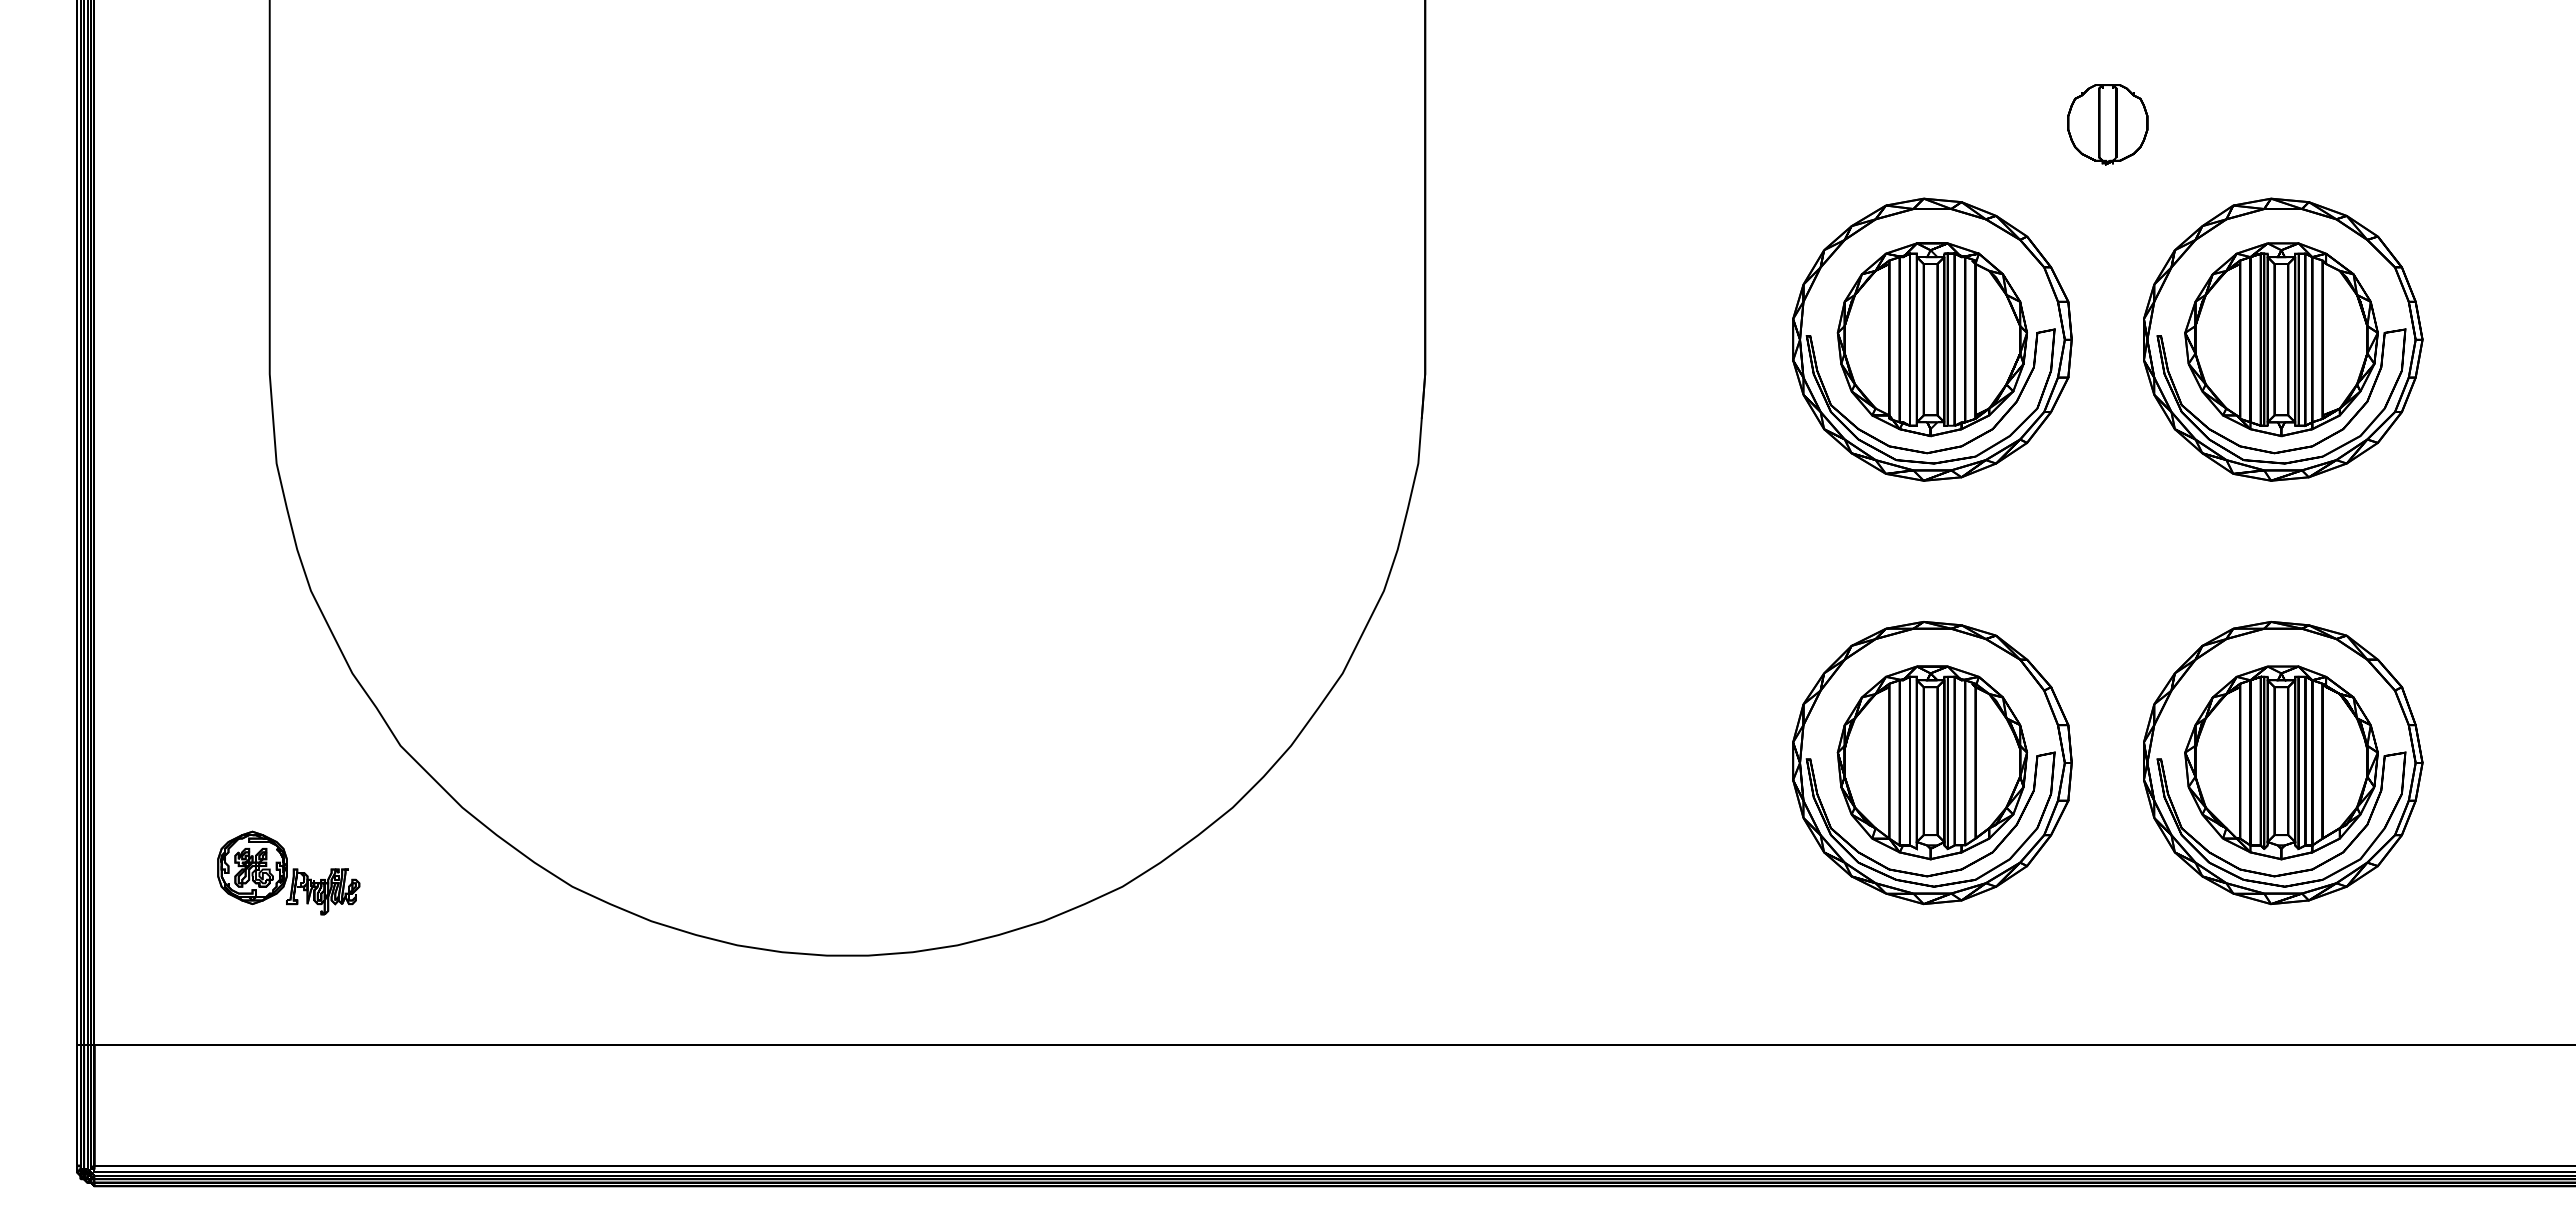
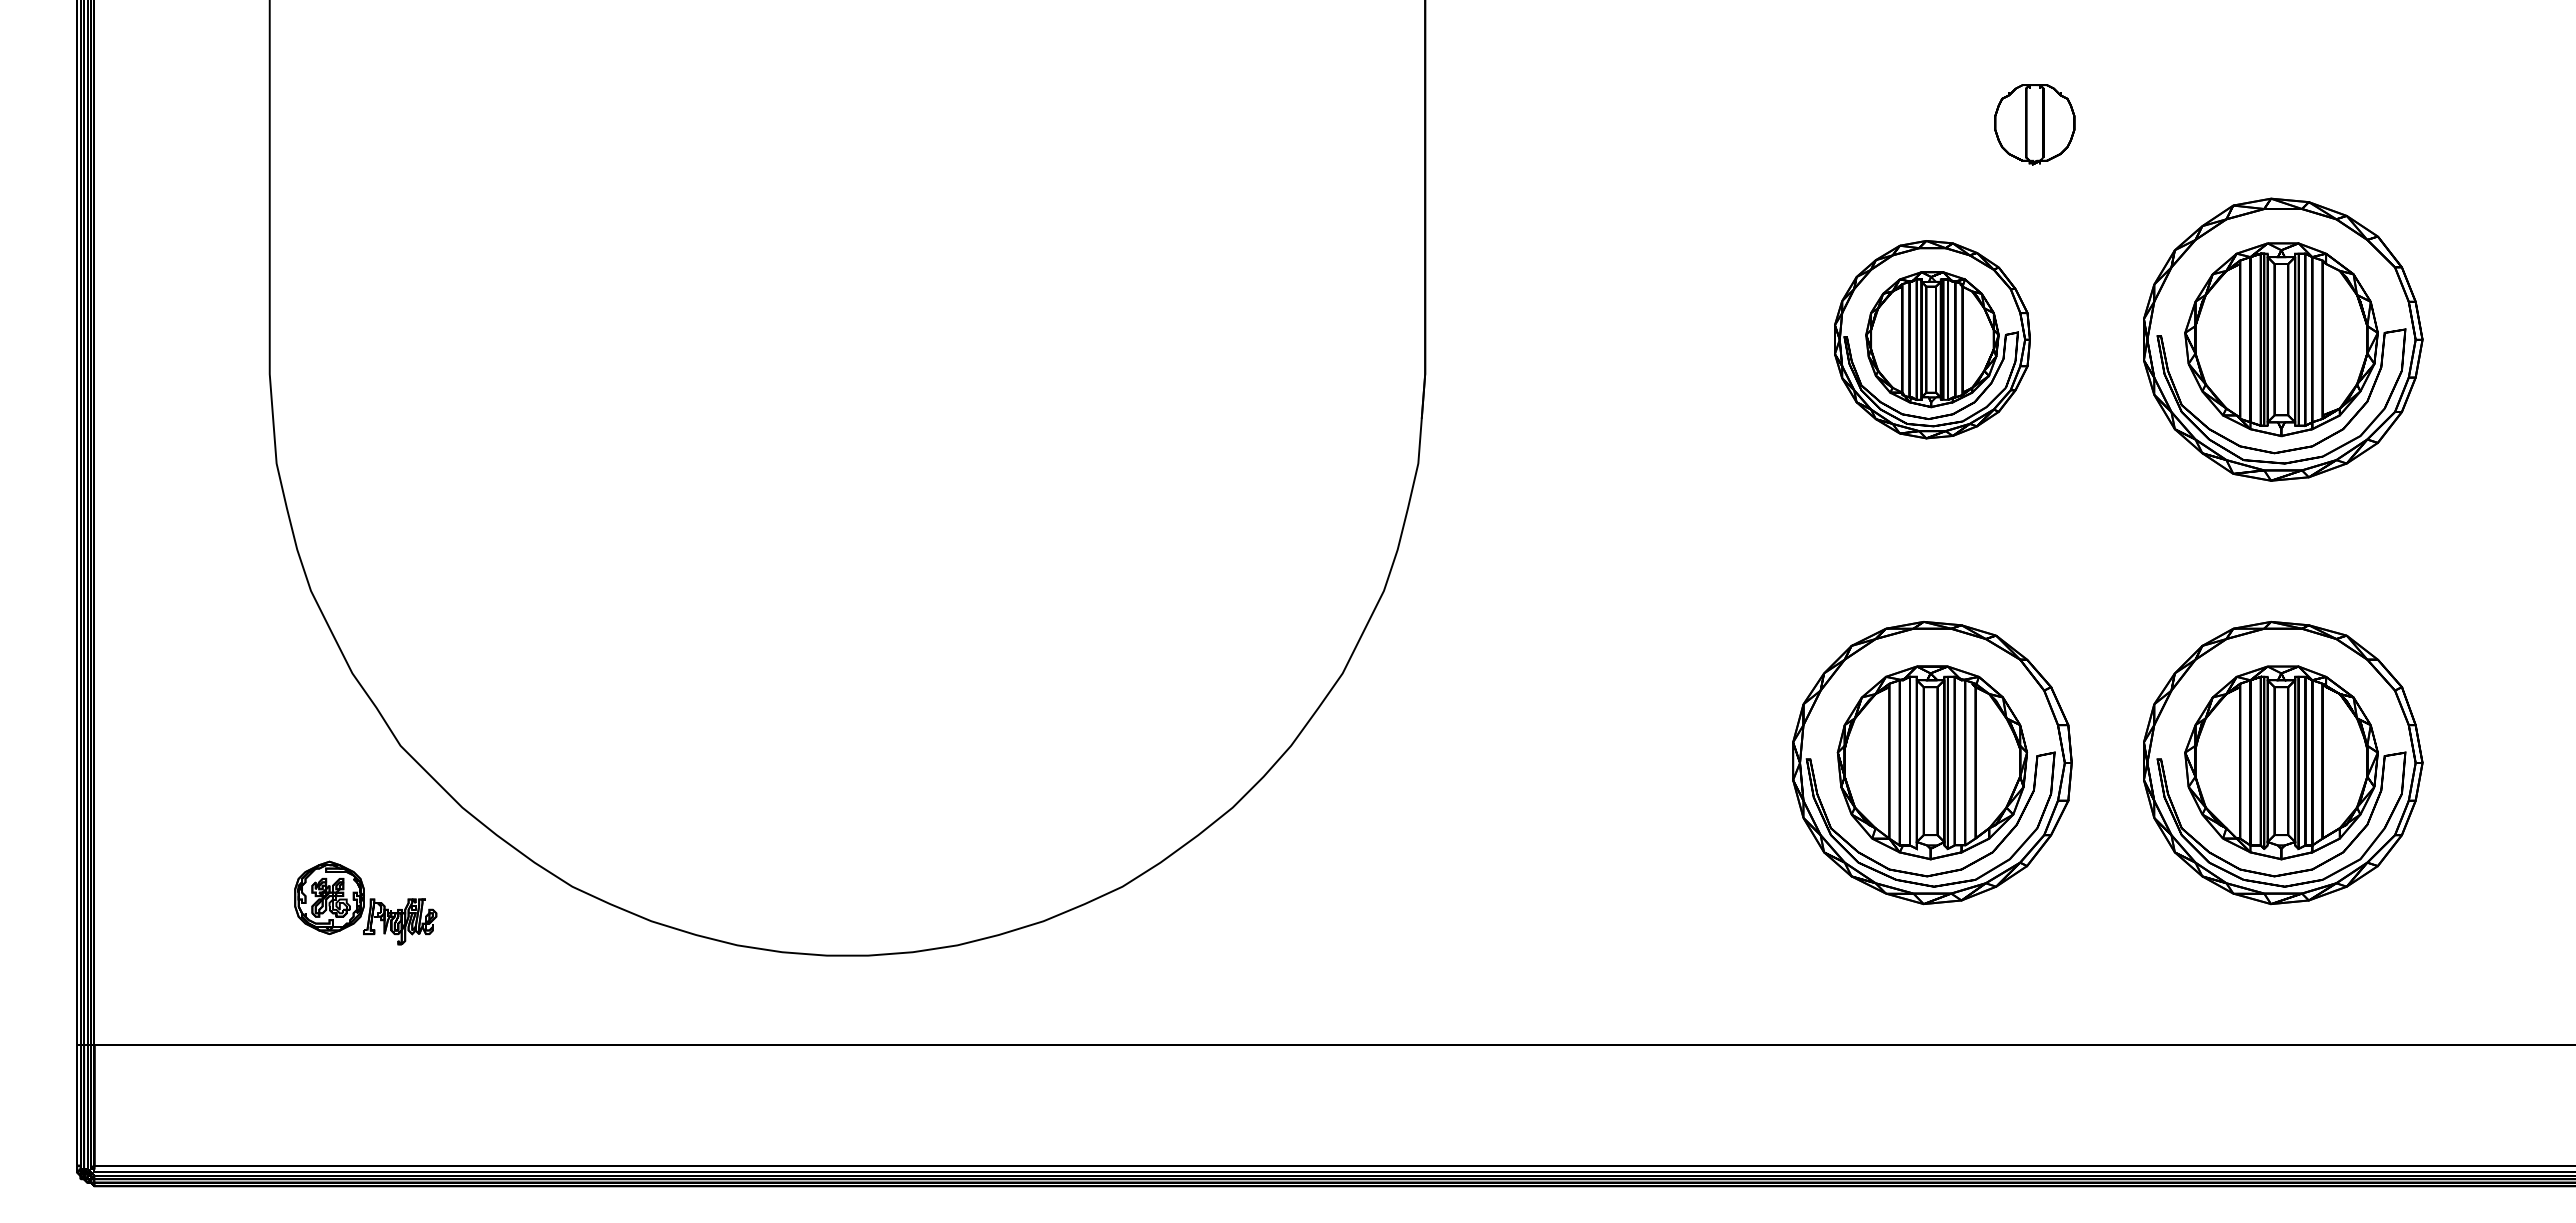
part position: (2107, 124) -> (2034, 124) (2034, 124)
part size: 281x285 px -> 197x200 px (1932, 339)
part position: (288, 872) -> (365, 902) (365, 902)
